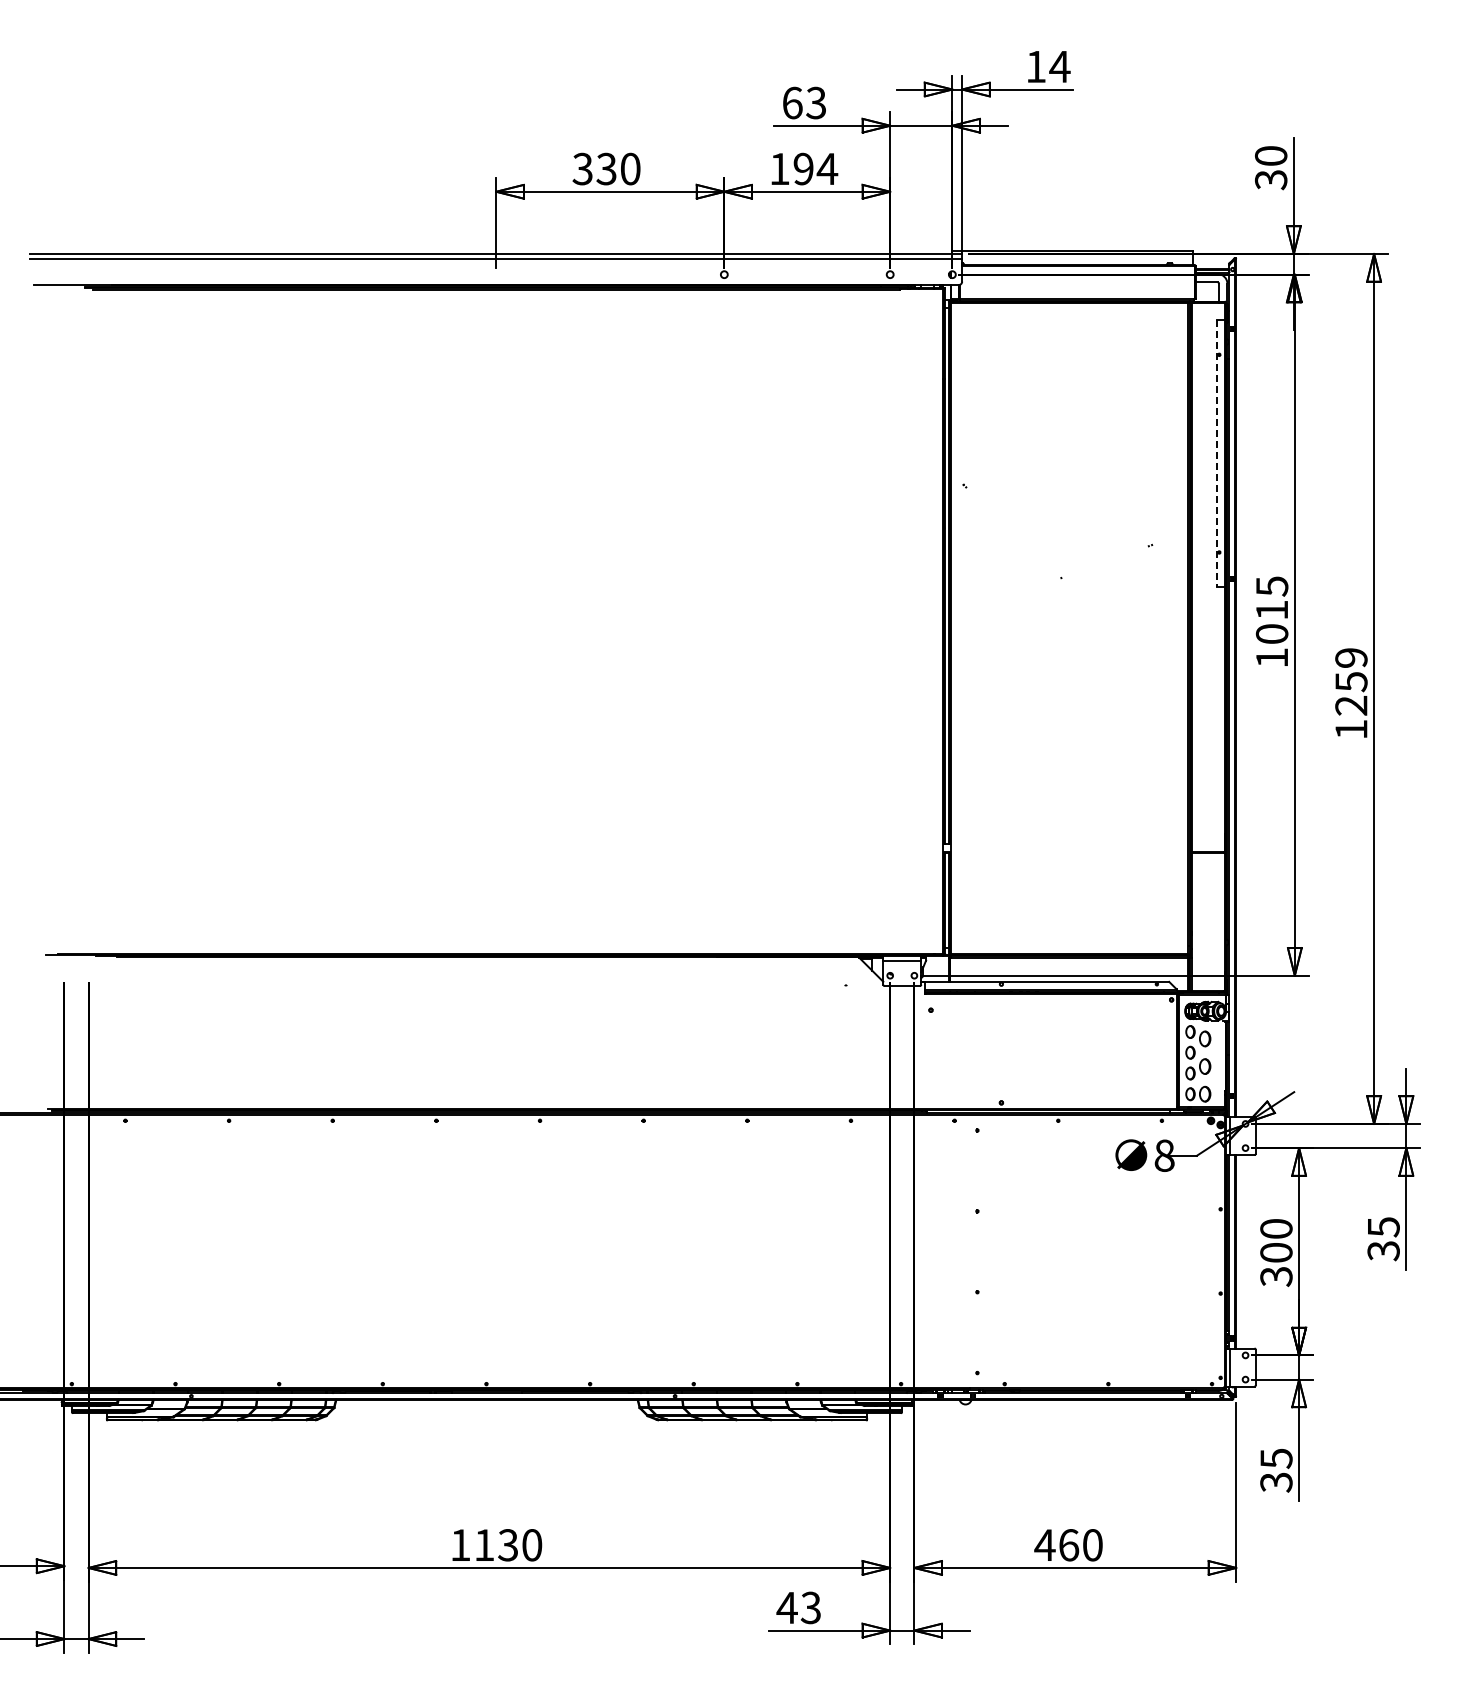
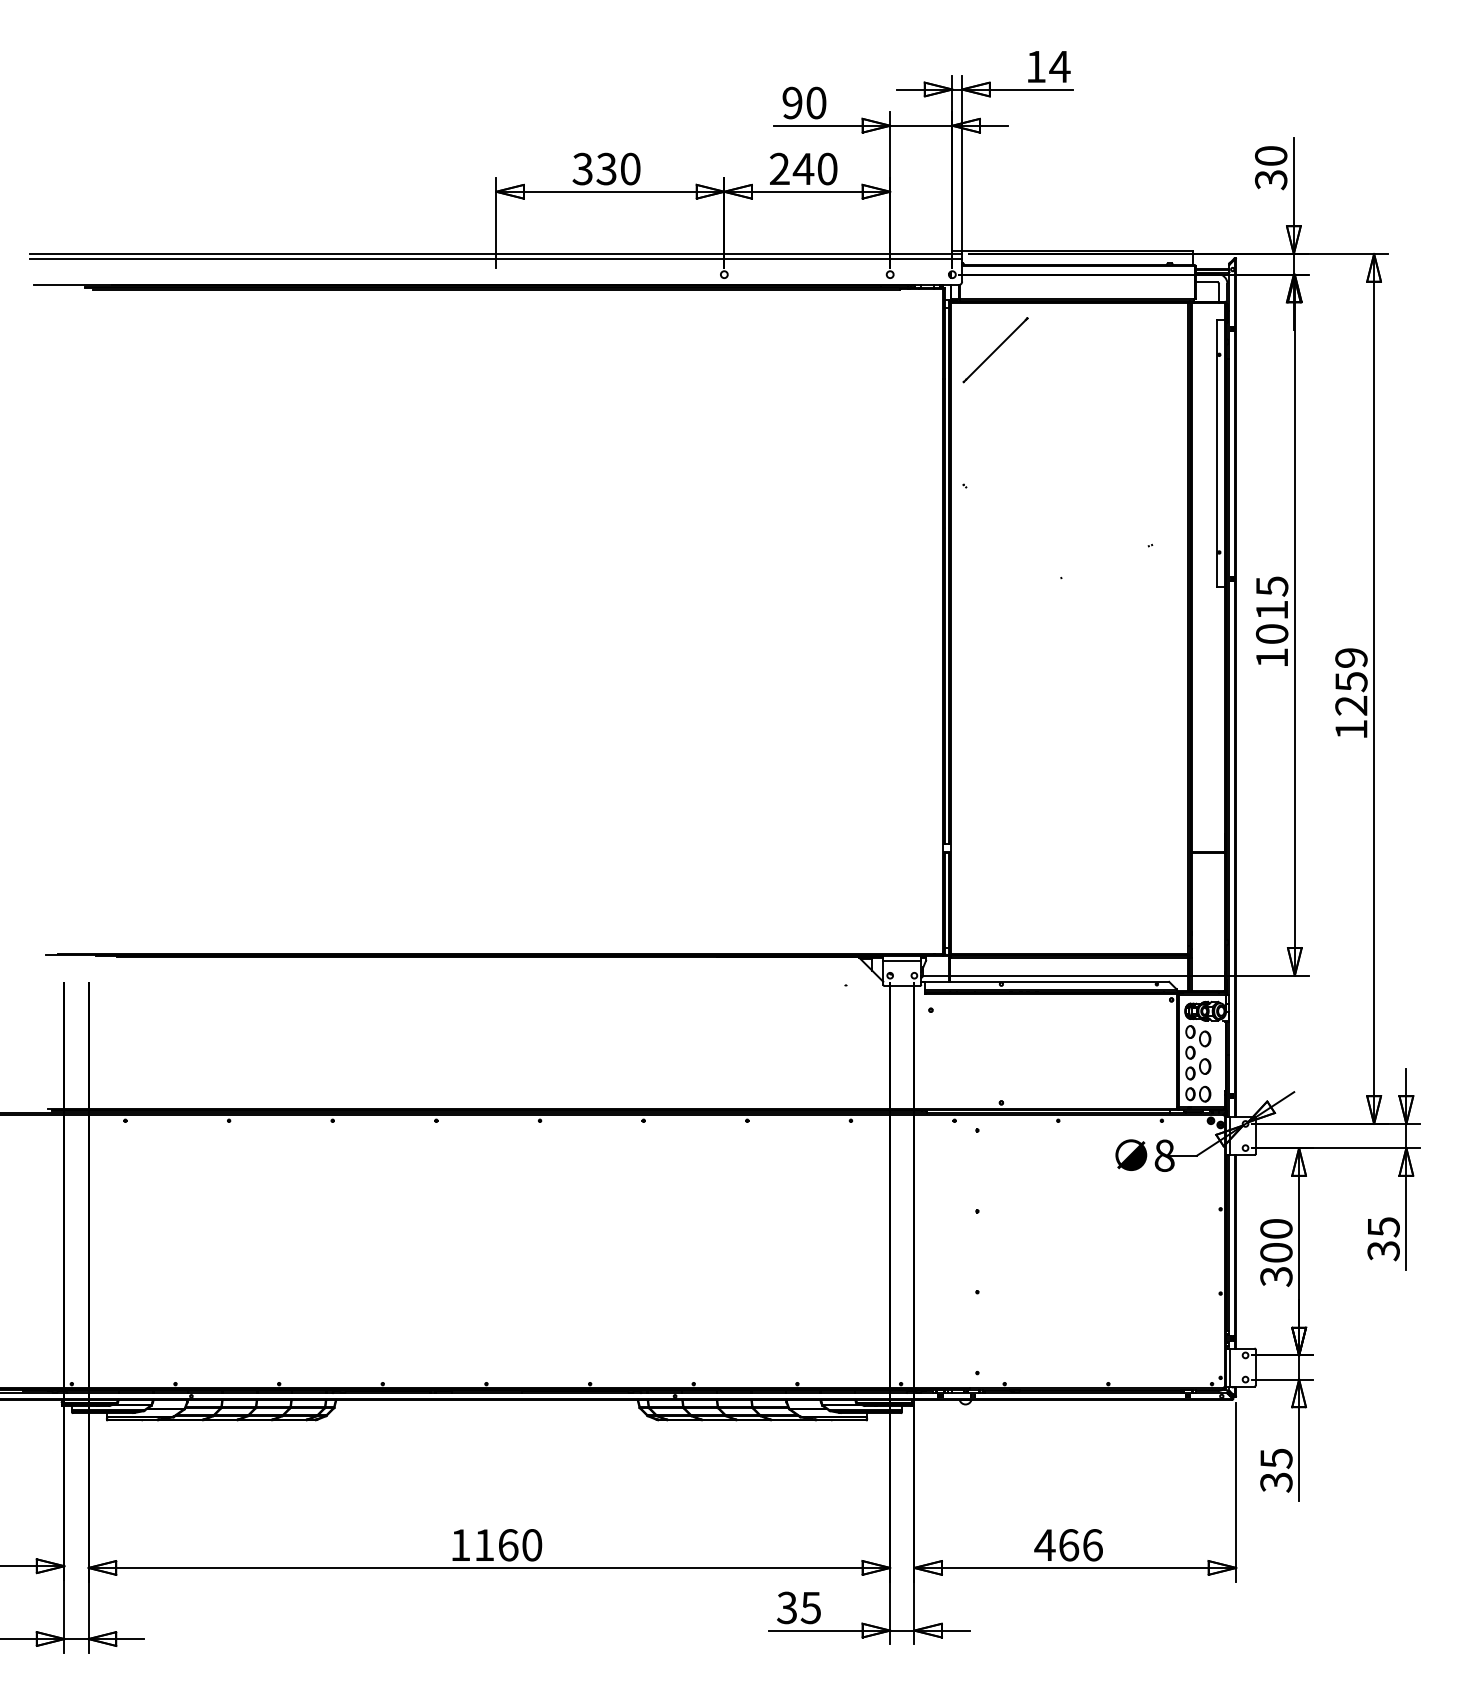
text: 63 -> 90 (804, 102)
text: 194 -> 240 (804, 168)
part: none -> present (995, 350)
line: dashed -> solid (1216, 454)
text: 1130 -> 1160 (508, 1545)
text: 460 -> 466 (1092, 1545)
text: 43 -> 35 (798, 1607)
